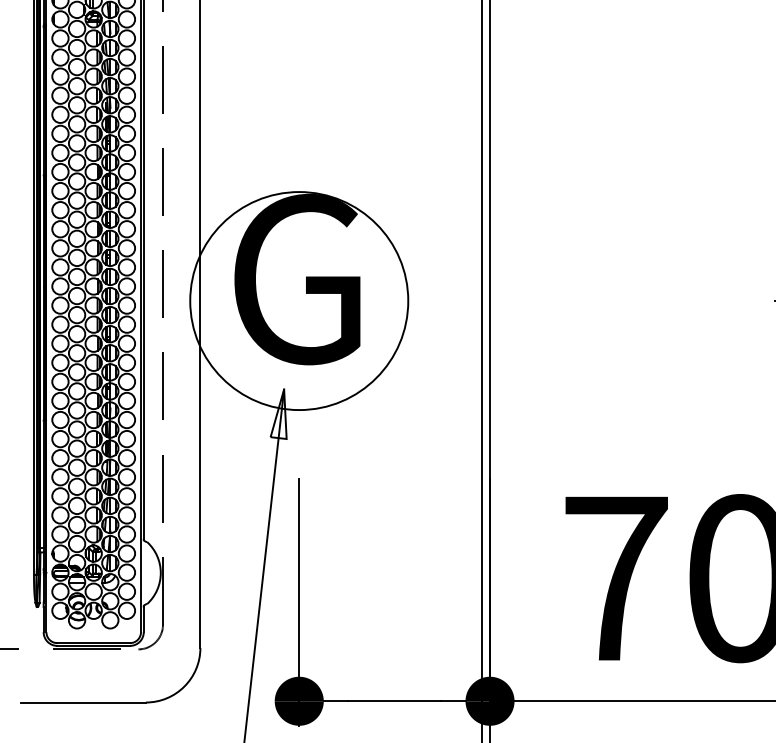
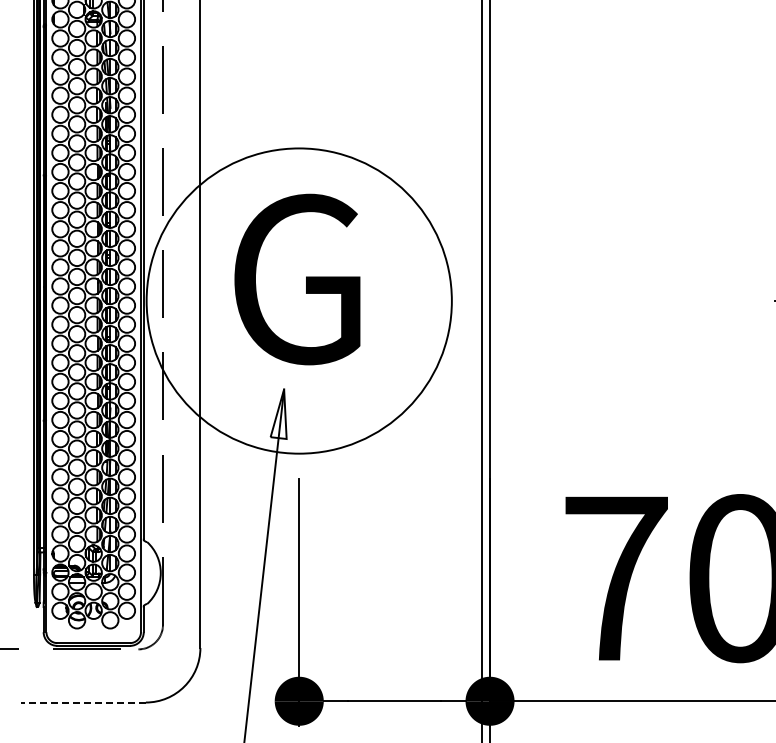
circle diameter: 218 px -> 305 px (298, 300)
line: solid -> dashed (83, 702)
